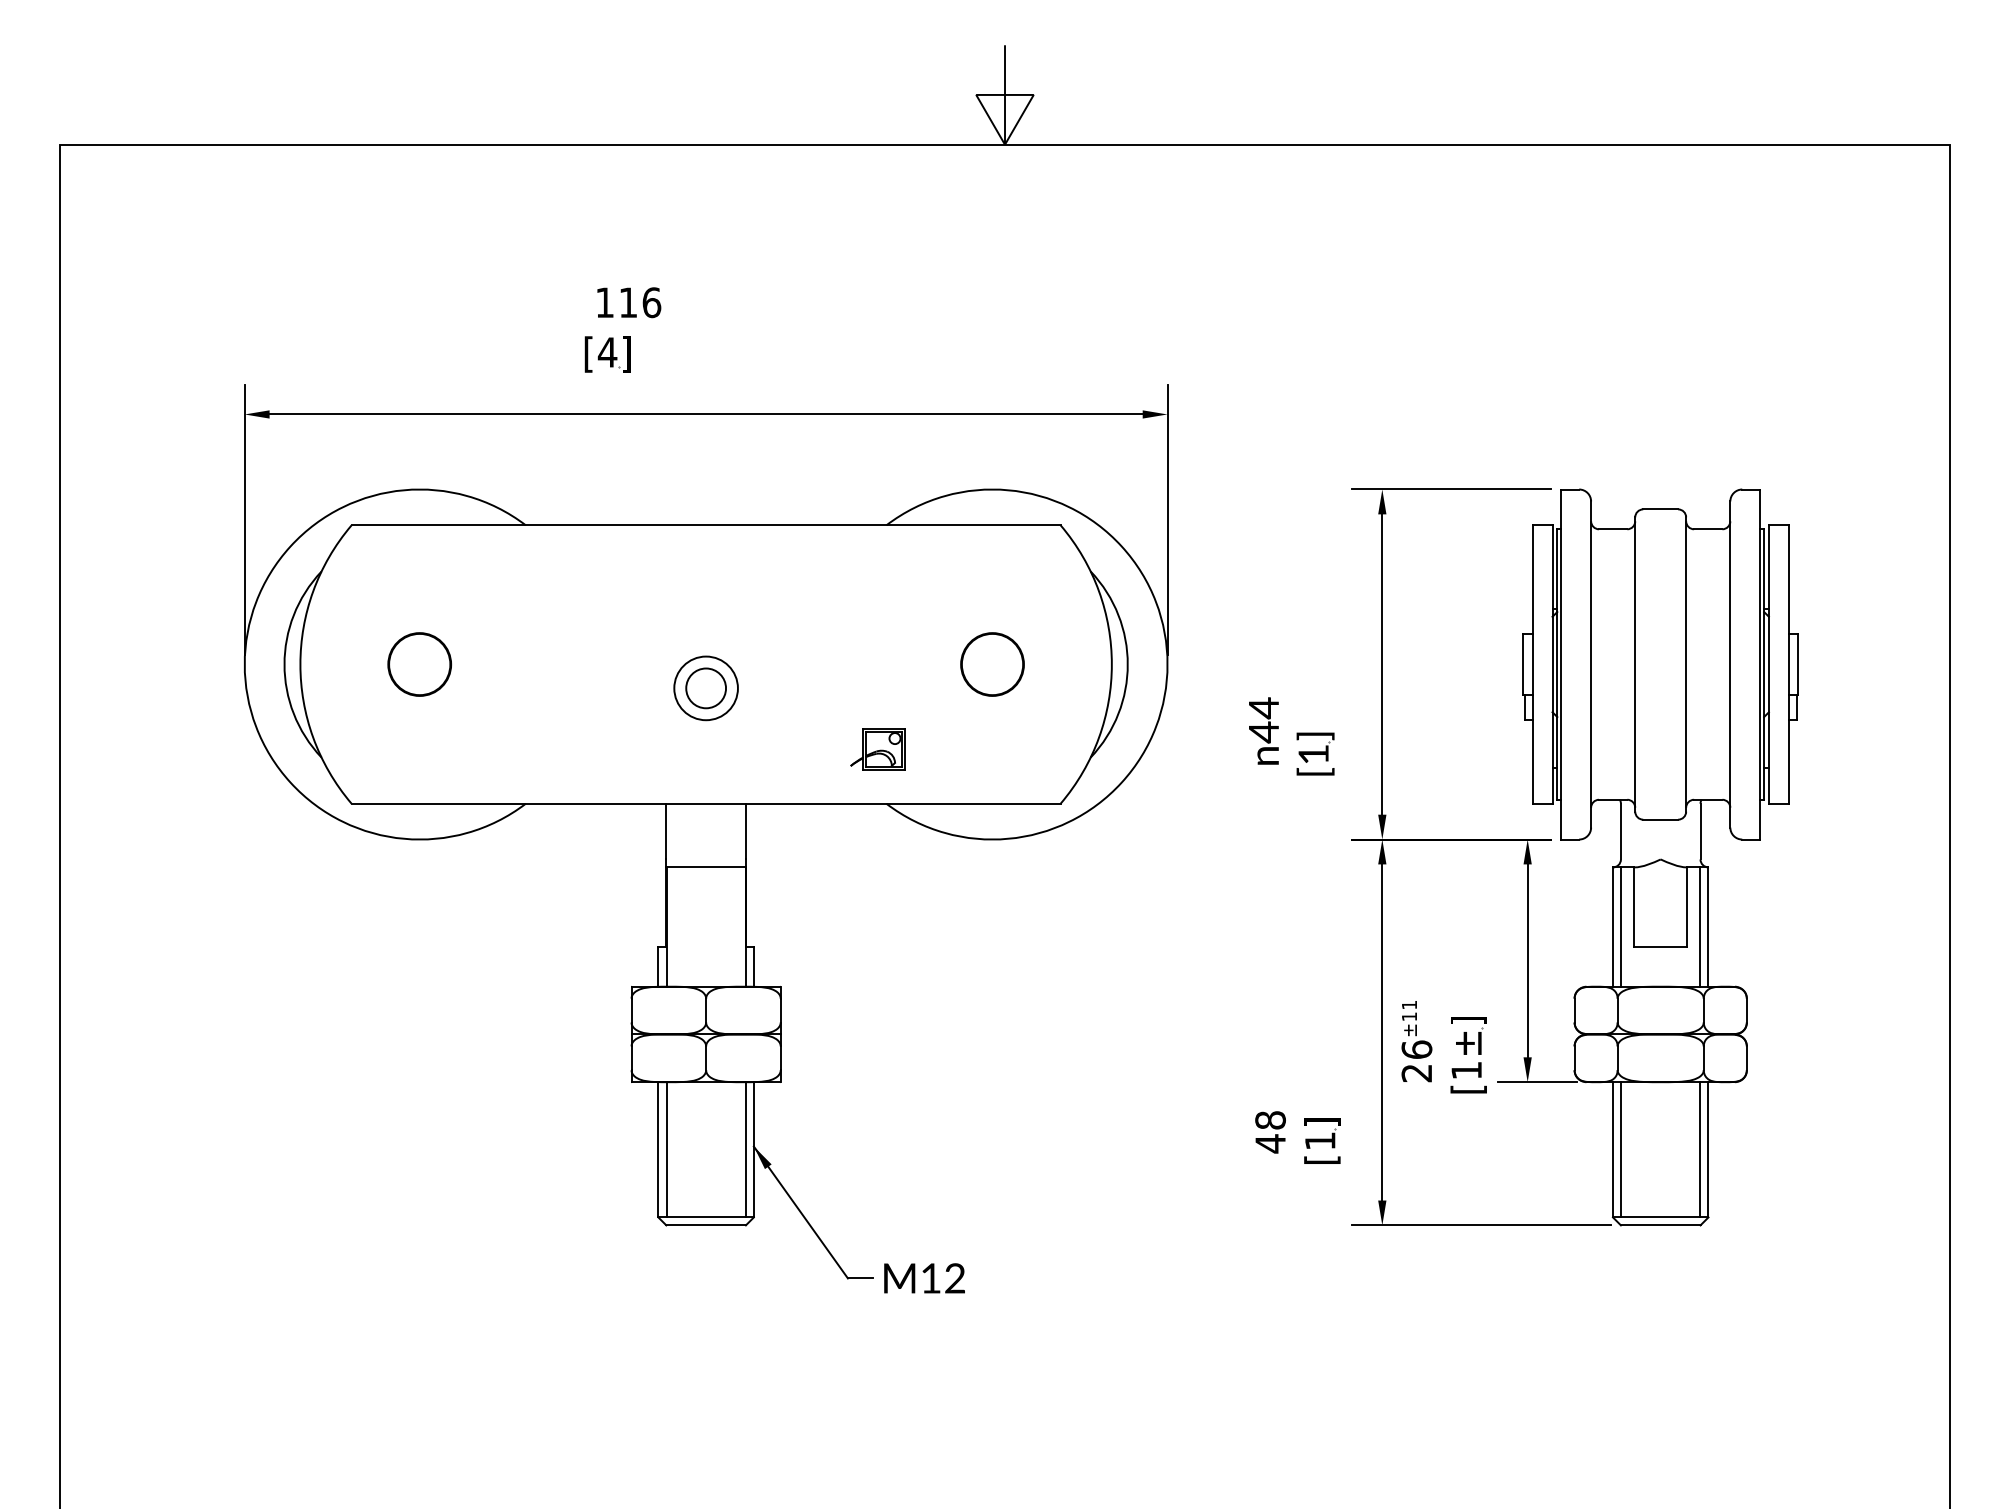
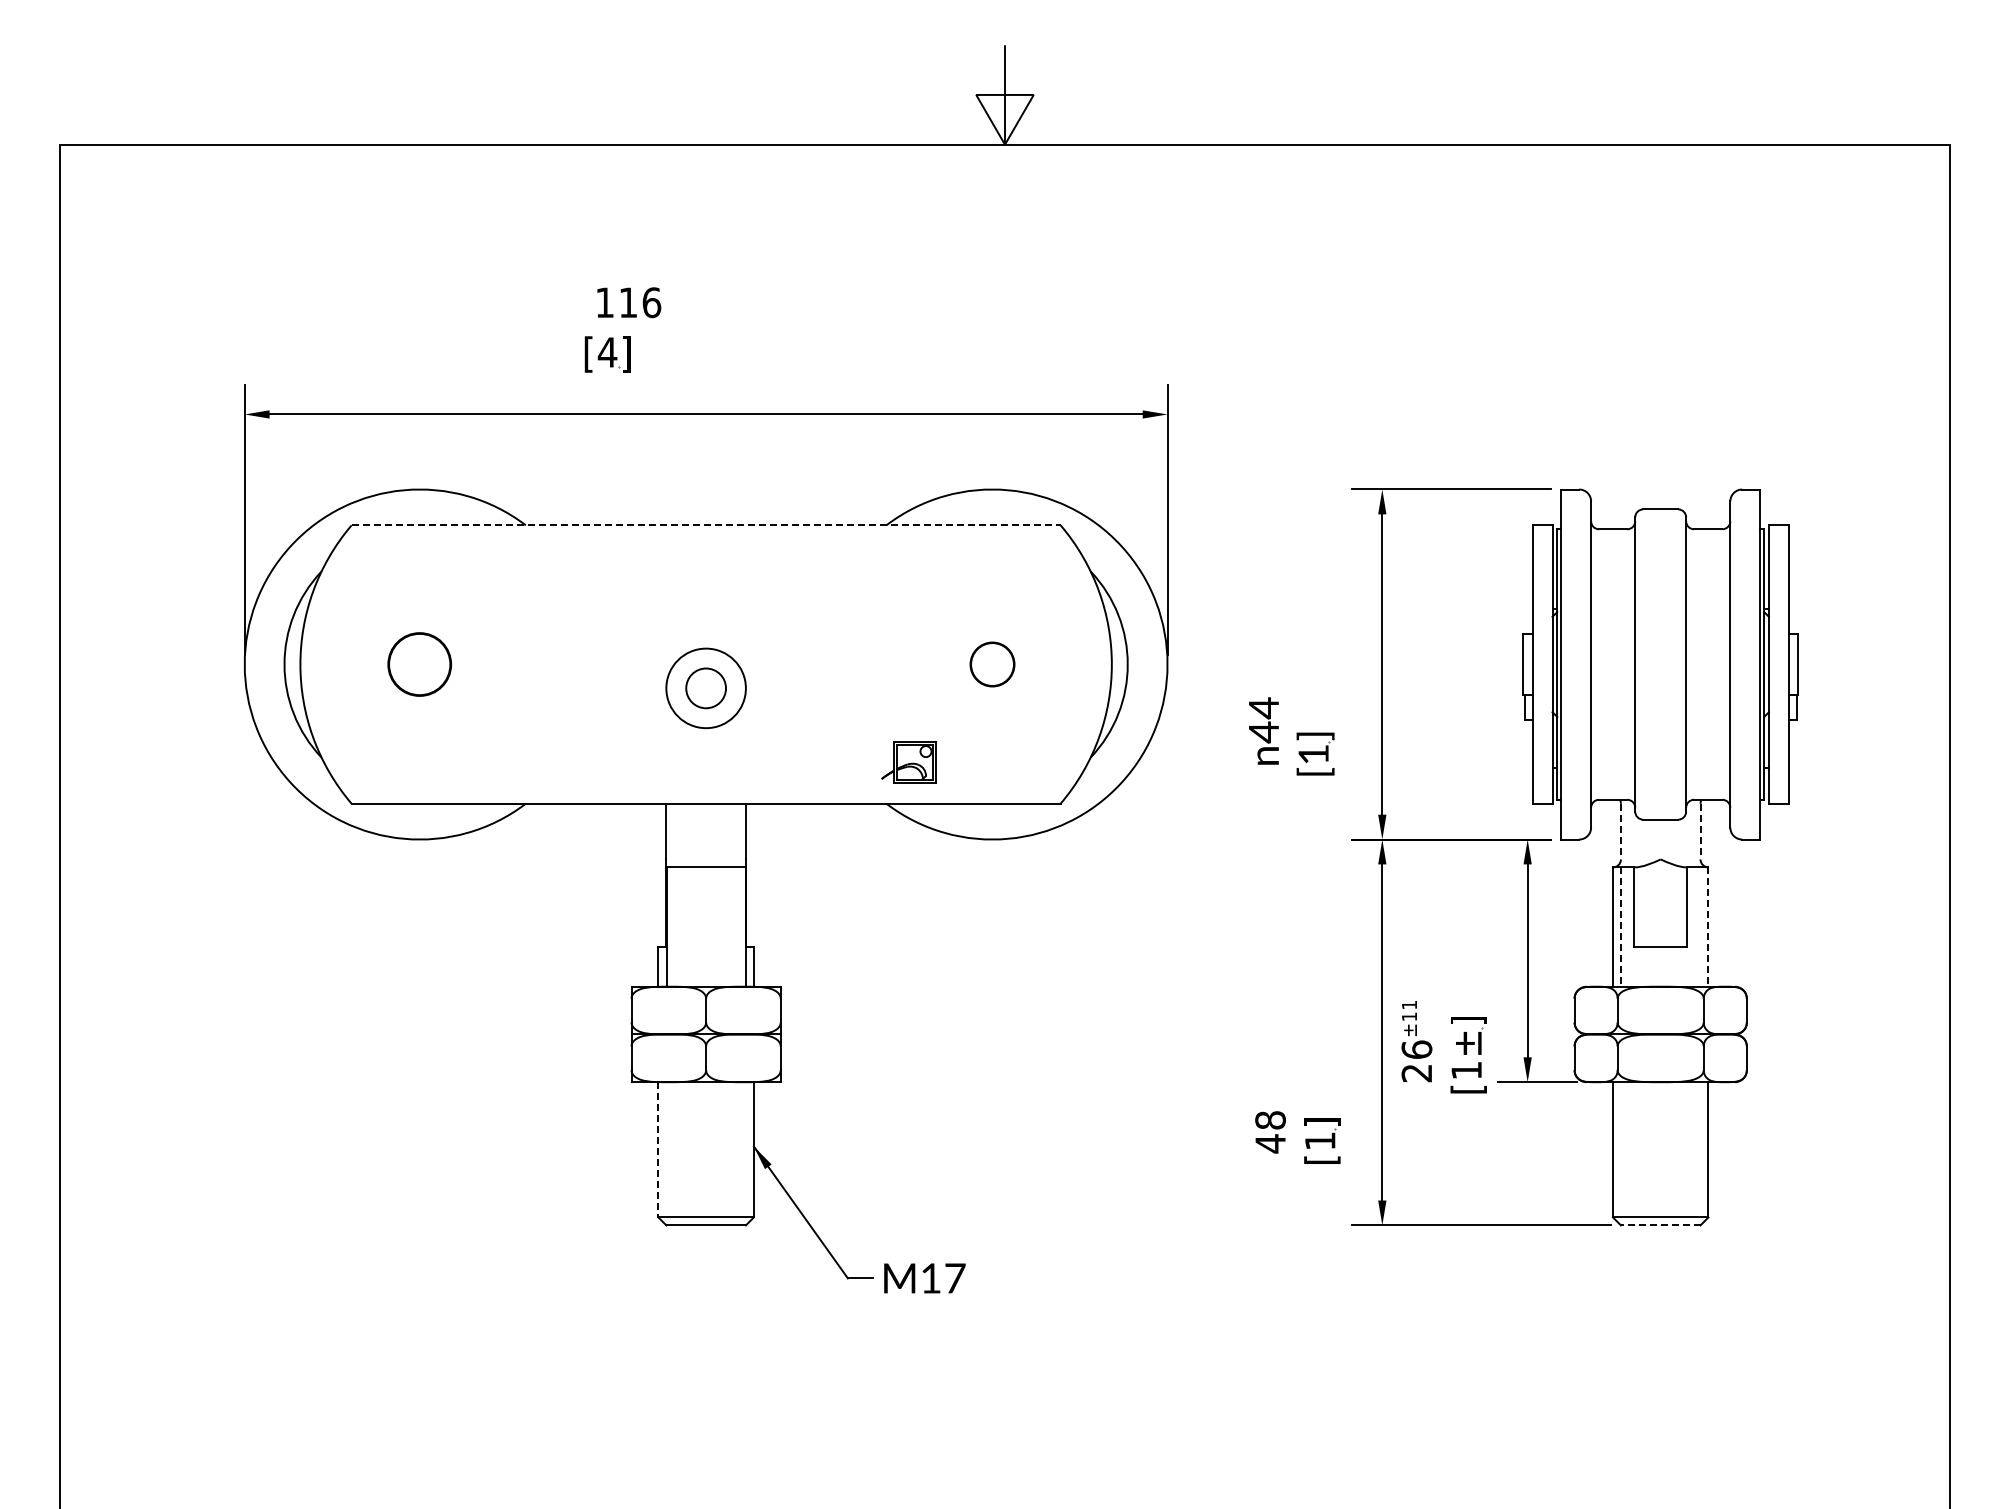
line: solid -> dashed (706, 525)
circle size: 65x65 px -> 47x47 px (992, 664)
circle diameter: 64 px -> 80 px (705, 688)
part position: (877, 749) -> (908, 762) (908, 762)
line: solid -> dashed (1620, 831)
line: solid -> dashed (1700, 831)
line: present -> none (1700, 926)
line: solid -> dashed (1621, 927)
line: solid -> dashed (1708, 927)
line: solid -> dashed (658, 1149)
line: present -> none (666, 1149)
line: present -> none (745, 1149)
line: present -> none (1621, 1149)
line: present -> none (1700, 1149)
line: solid -> dashed (1660, 1225)
text: M12 -> M17 (955, 1278)
